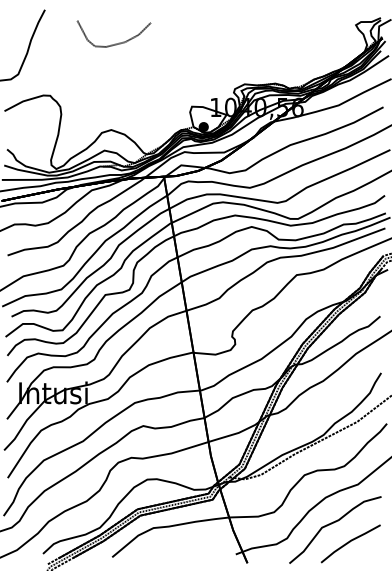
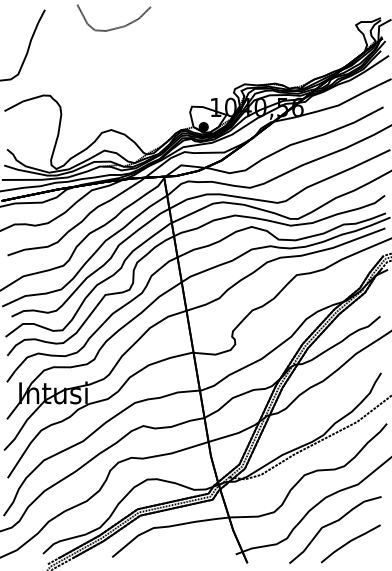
part position: (115, 43) -> (115, 27) (115, 27)
